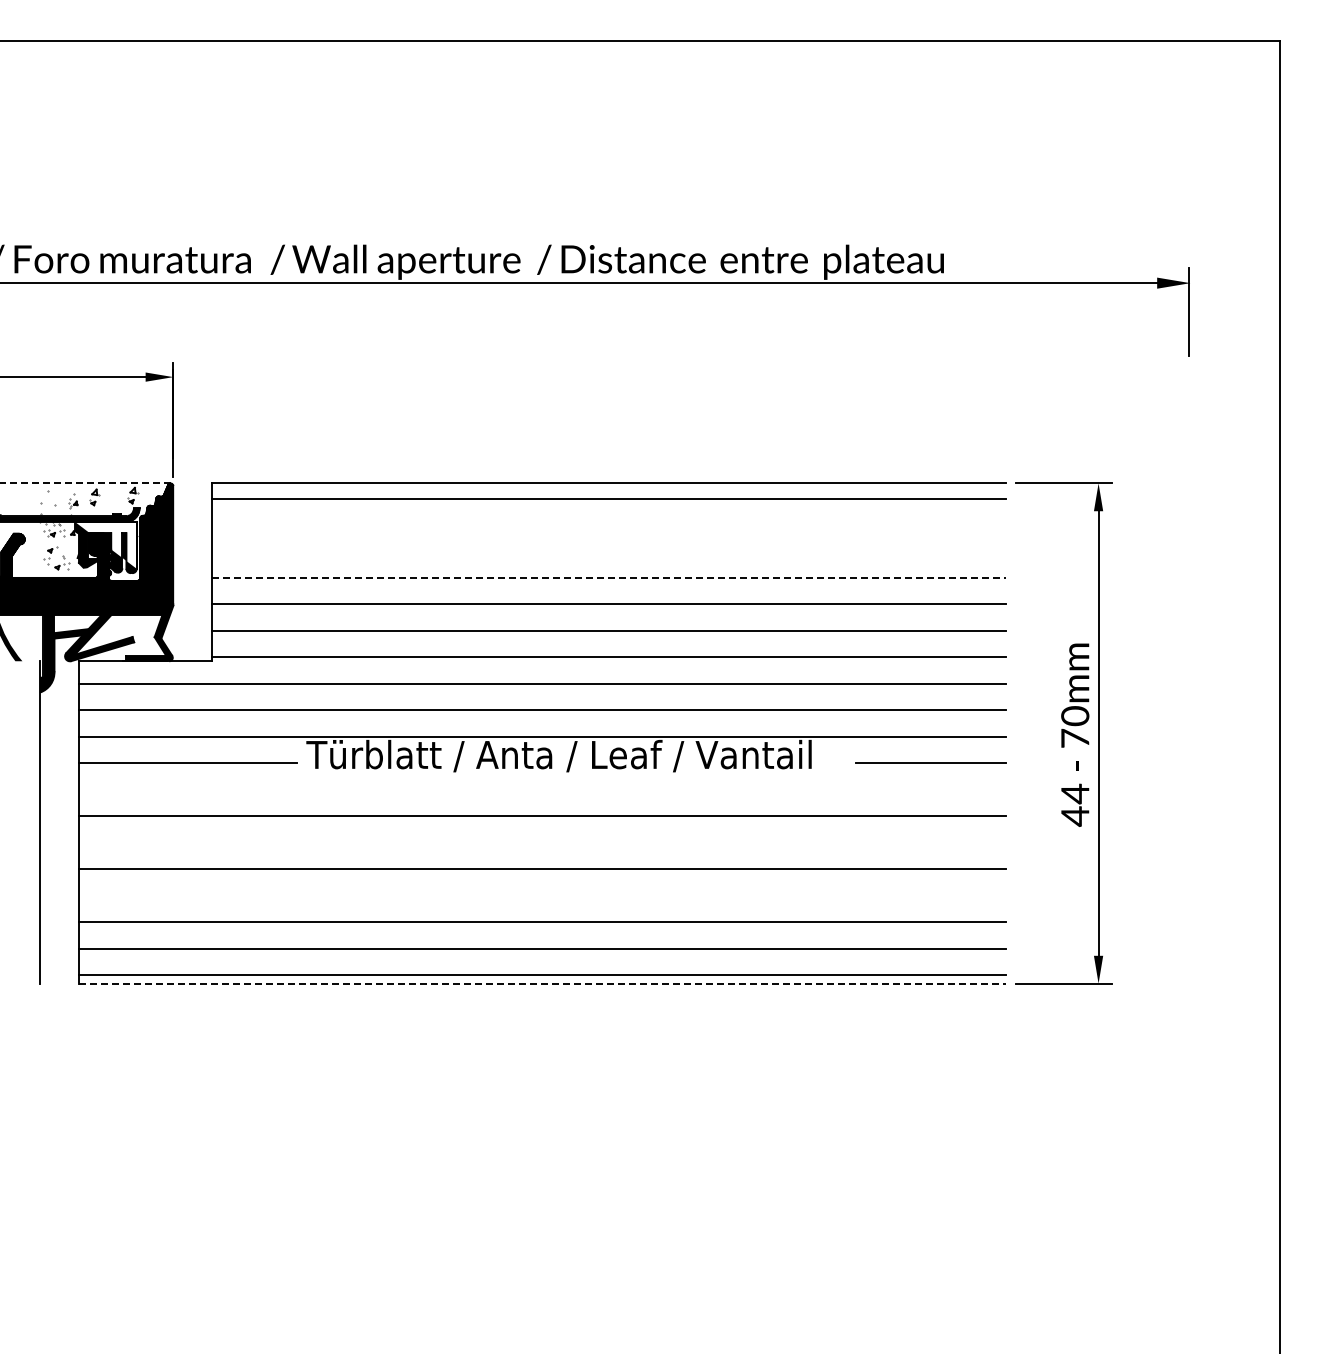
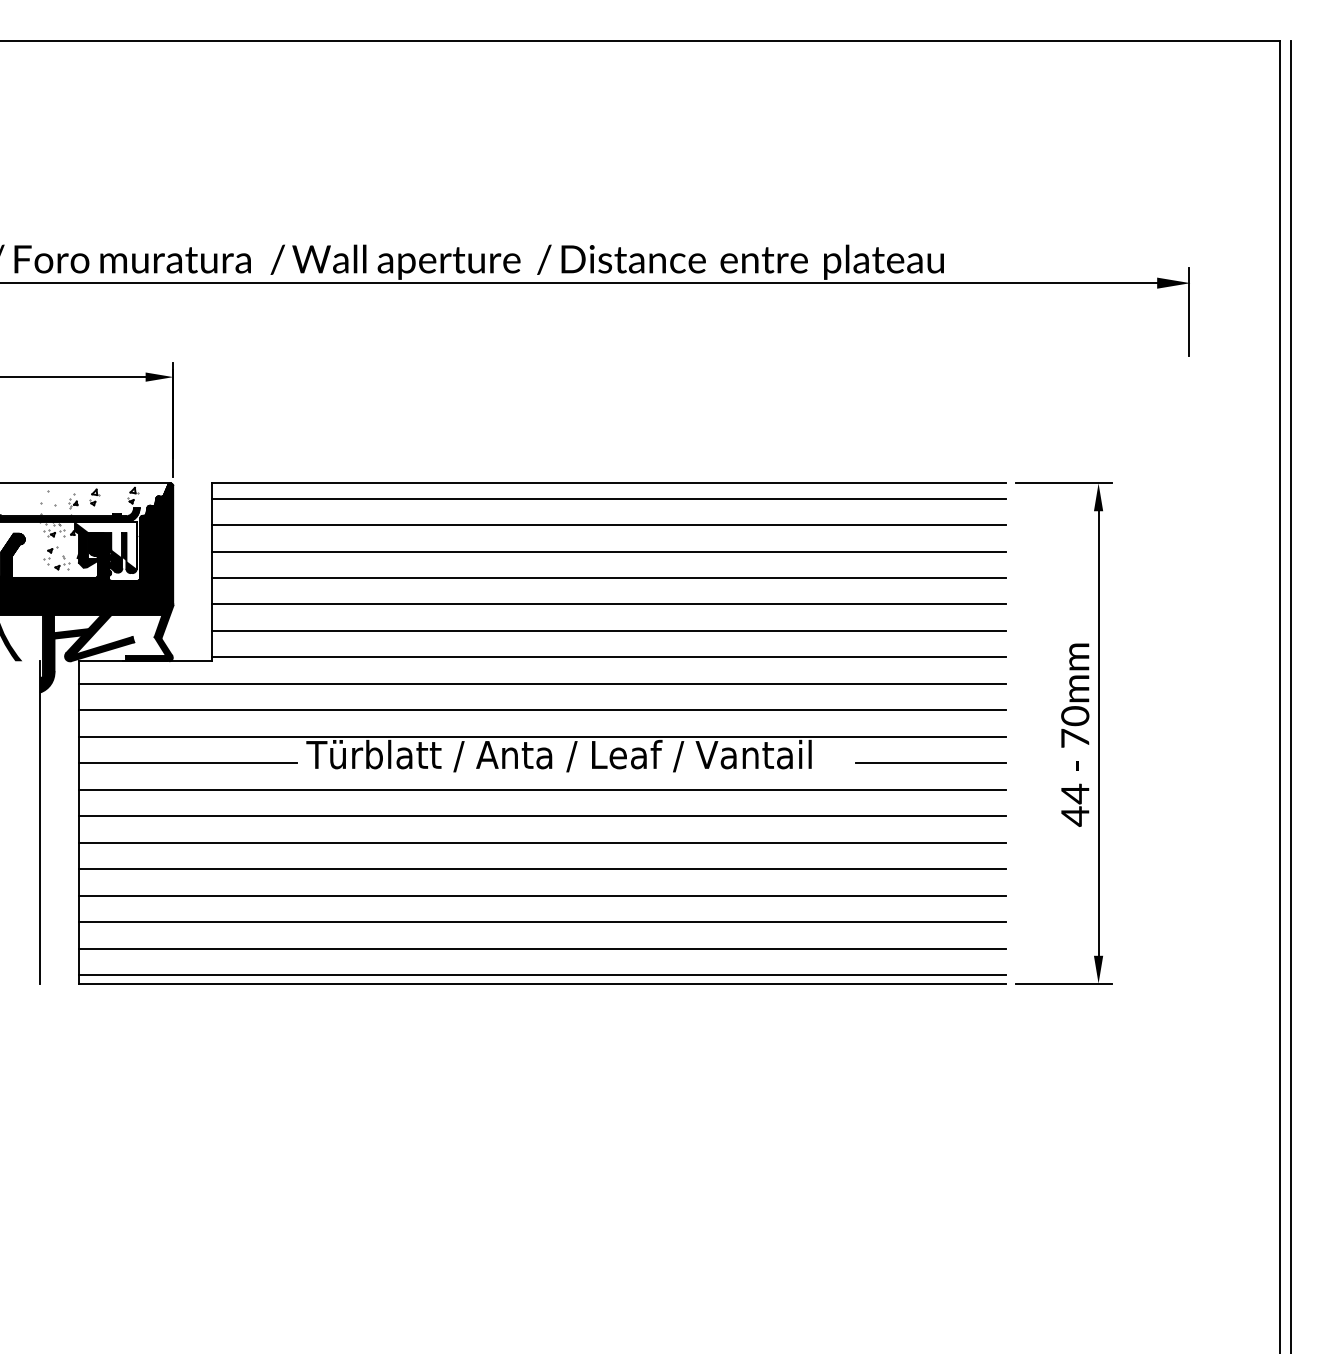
line: dashed -> solid (85, 483)
line: none -> present (609, 525)
line: none -> present (609, 551)
line: dashed -> solid (609, 578)
line: none -> present (1290, 695)
line: none -> present (542, 789)
line: none -> present (542, 842)
line: none -> present (542, 895)
line: dashed -> solid (542, 983)
